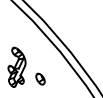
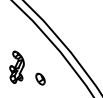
part size: 20x42 px -> 16x34 px (16, 66)
